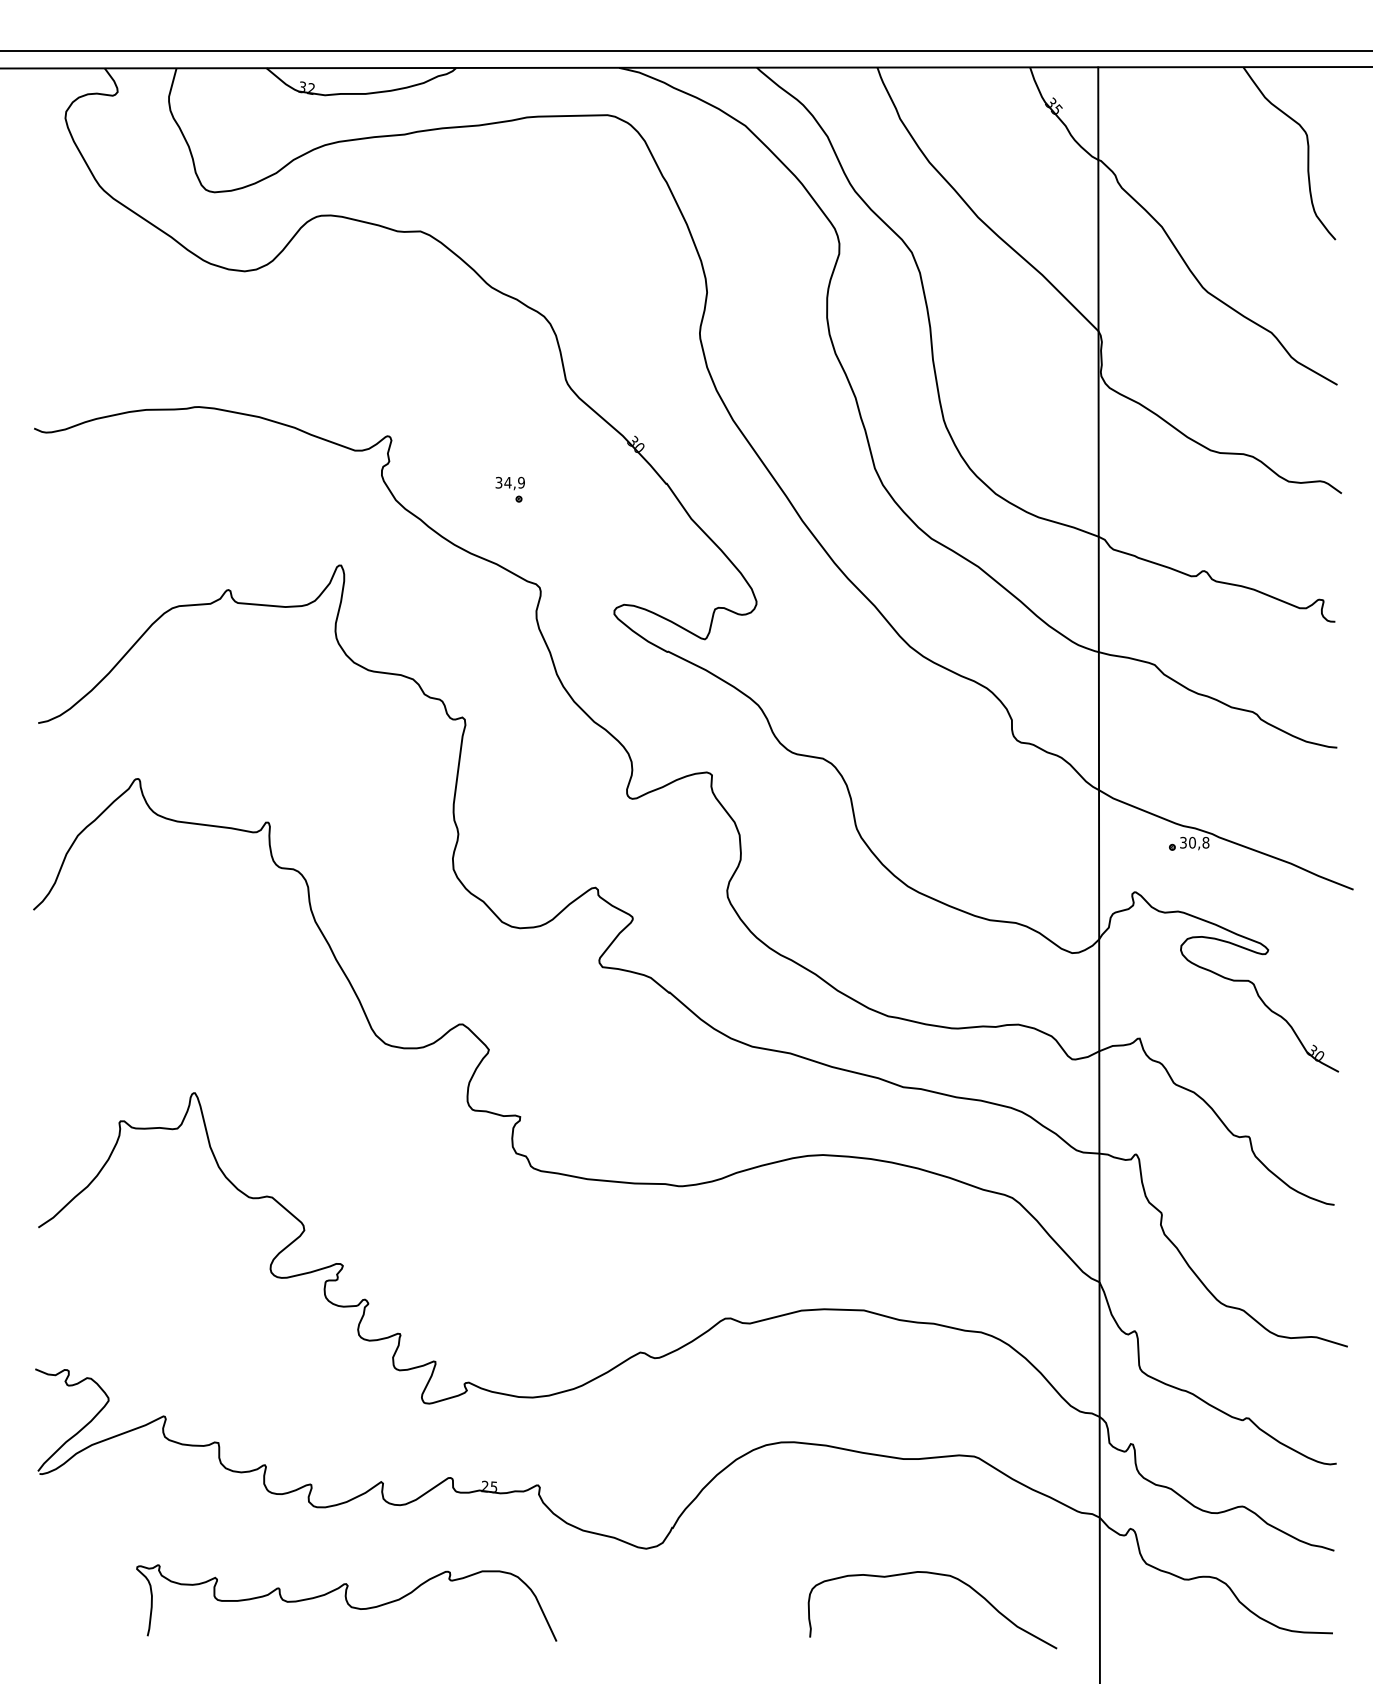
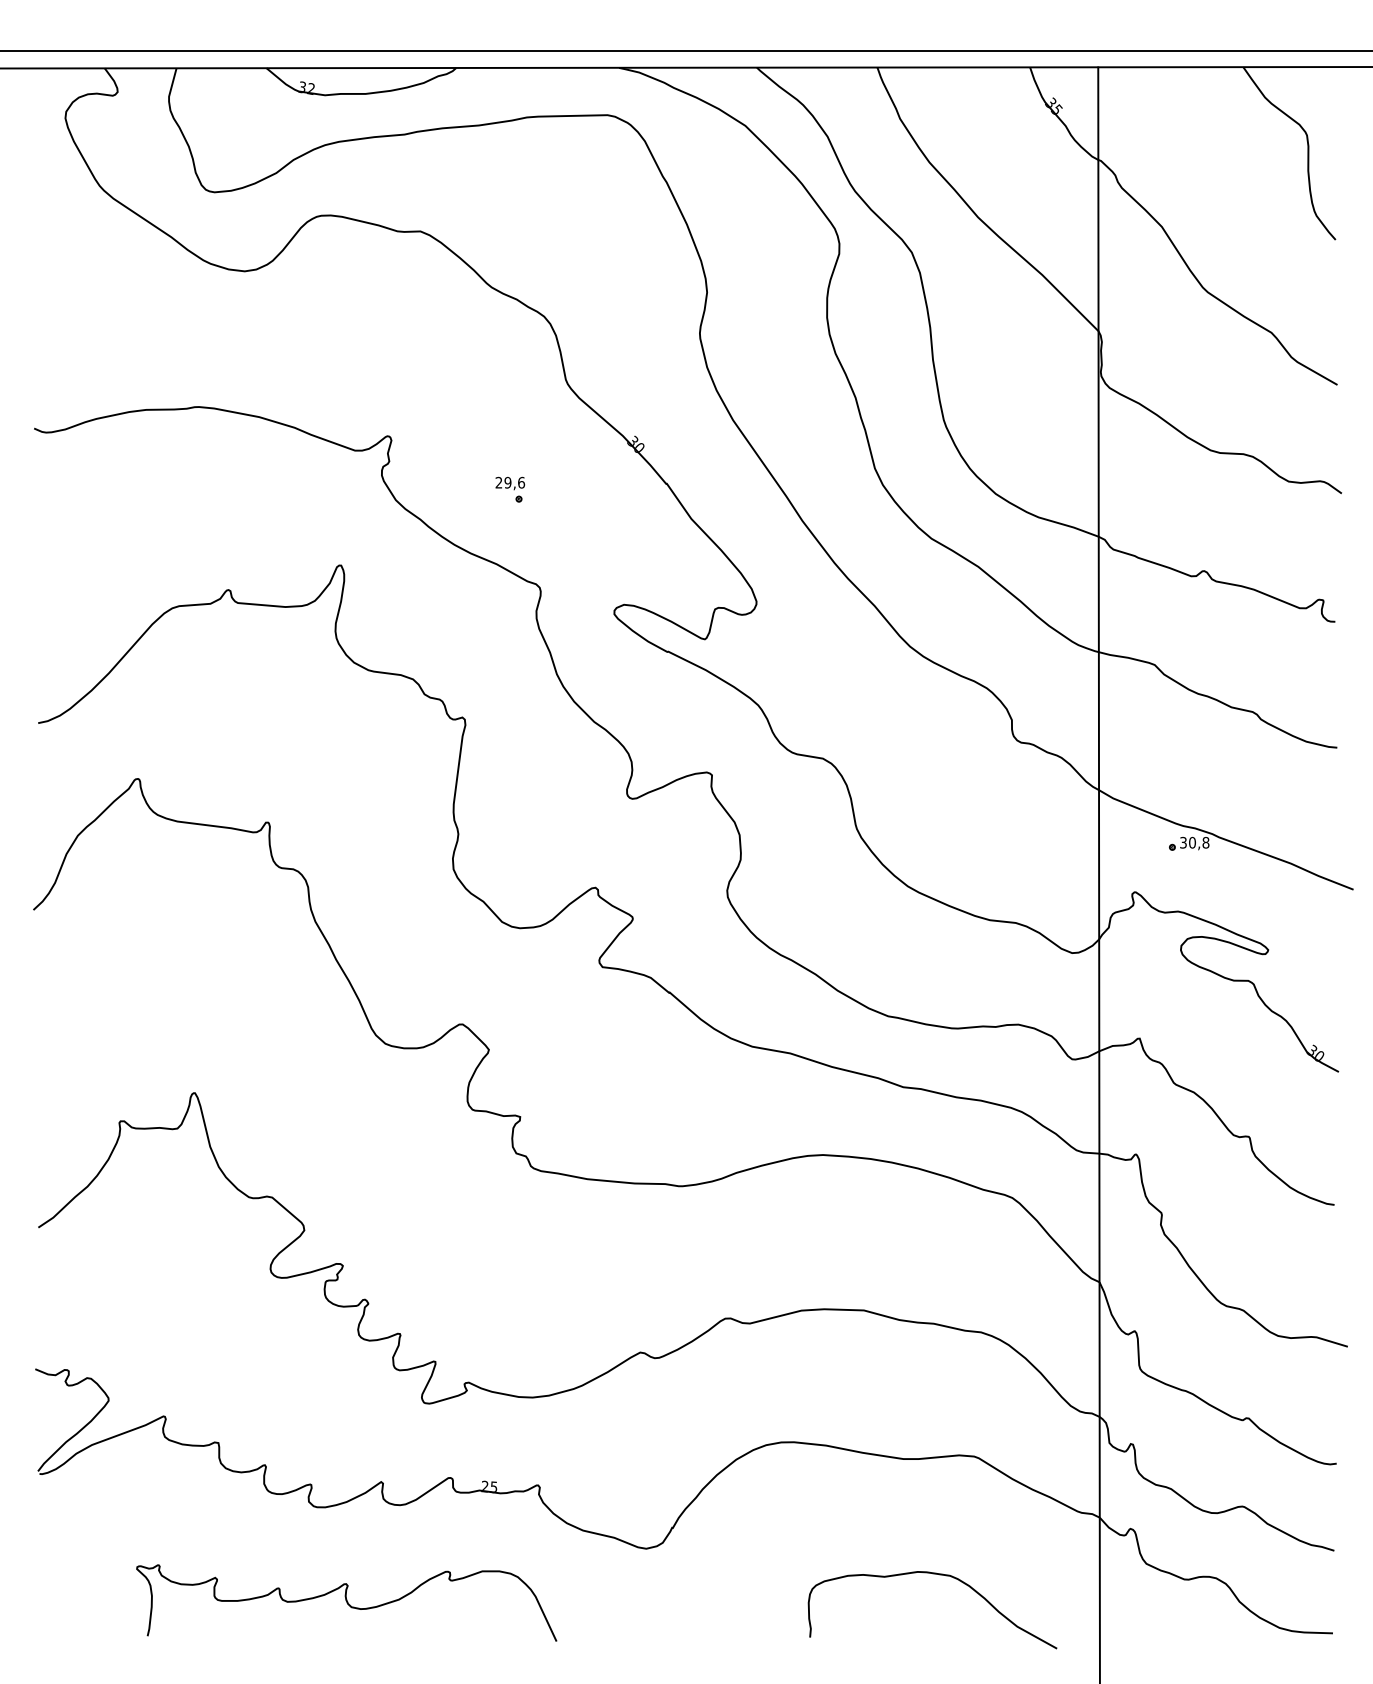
text: 34,9 -> 29,6 (510, 482)
